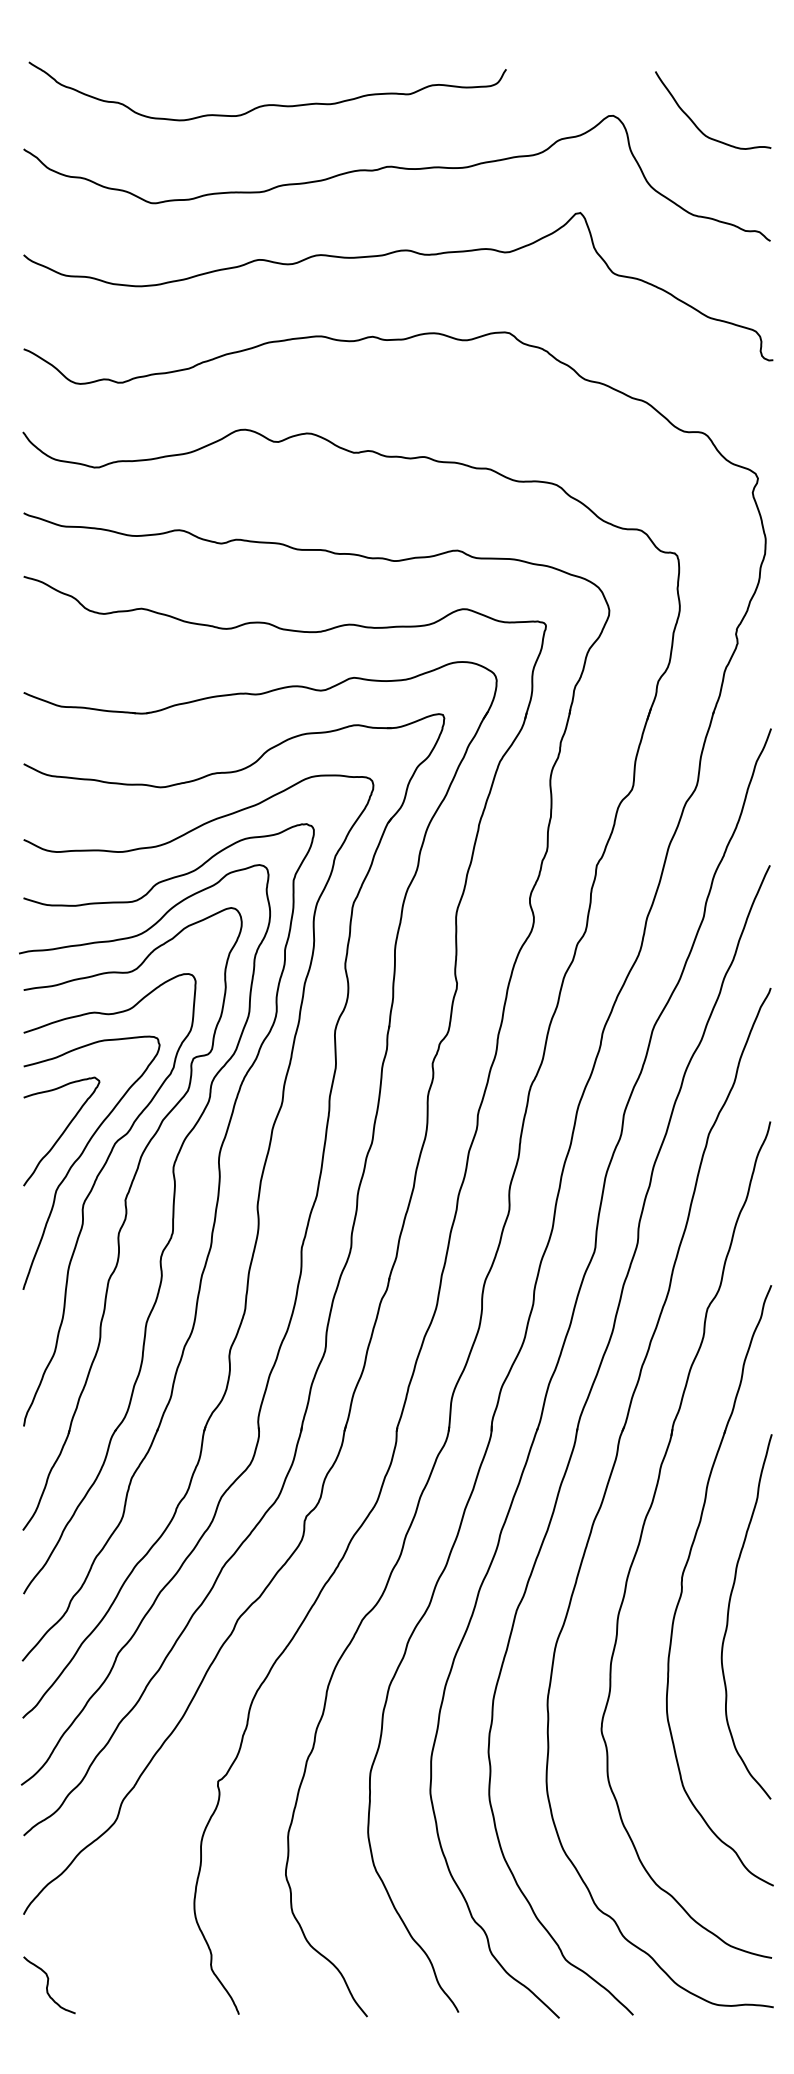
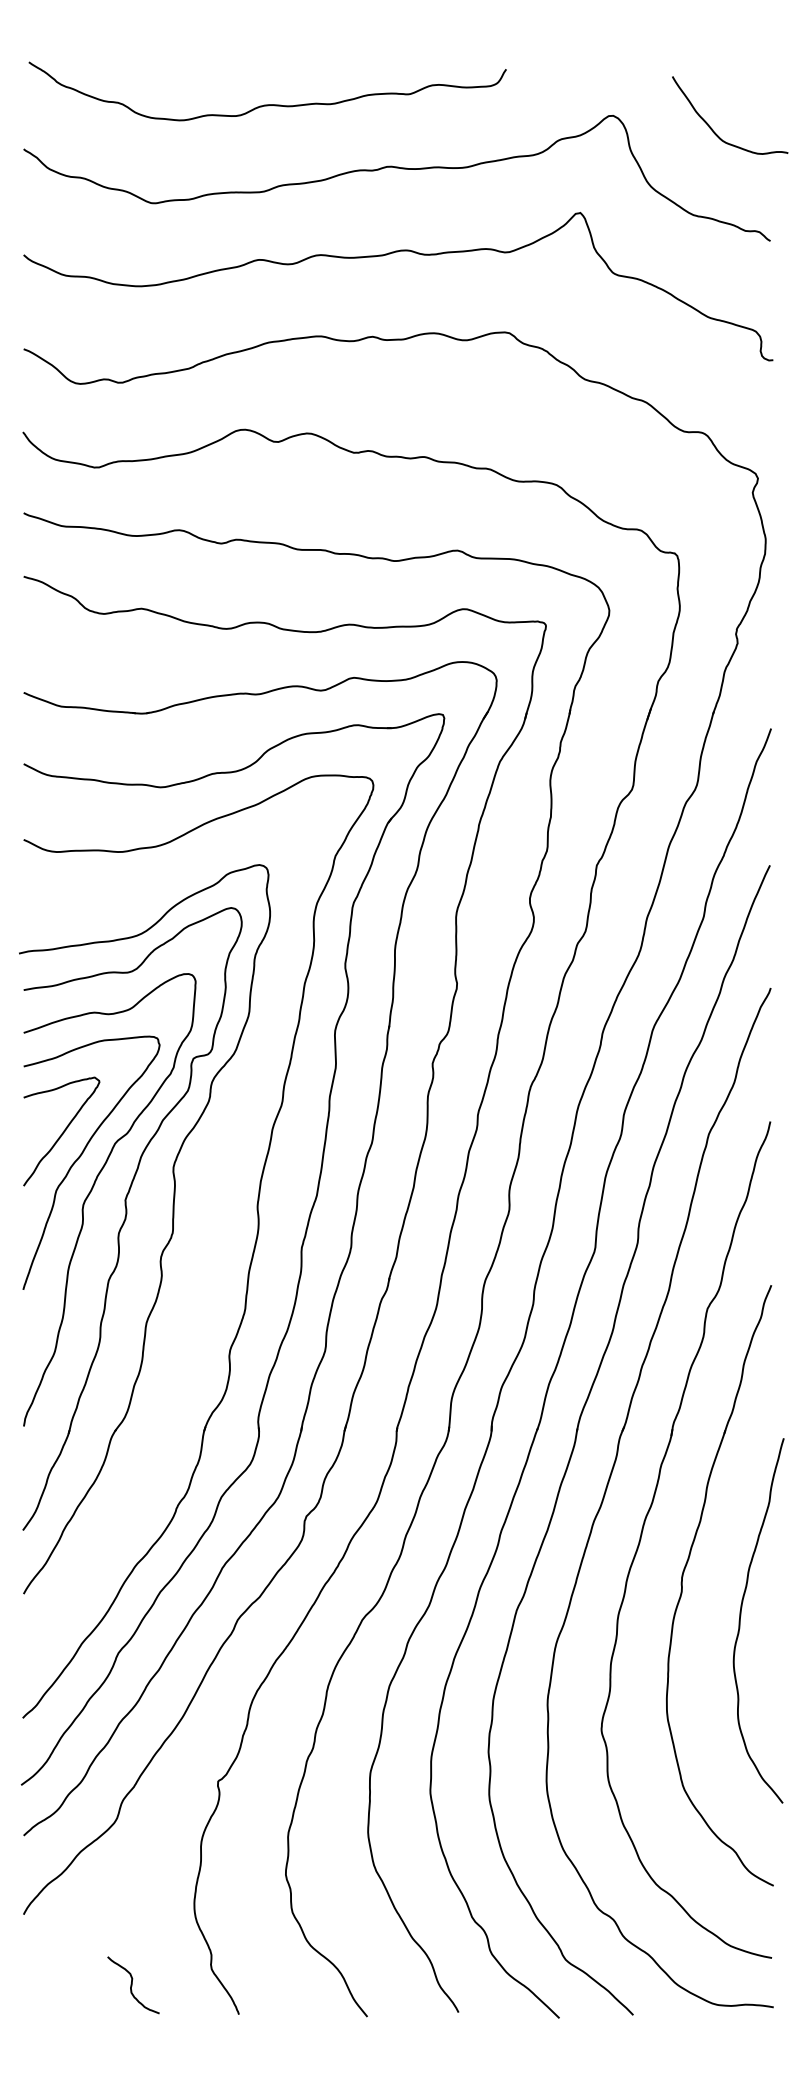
curve position: (695, 123) -> (712, 128) (712, 128)
part: present -> none (206, 1256)
curve position: (729, 1612) -> (741, 1616) (741, 1616)
curve position: (48, 1985) -> (132, 1985) (132, 1985)
